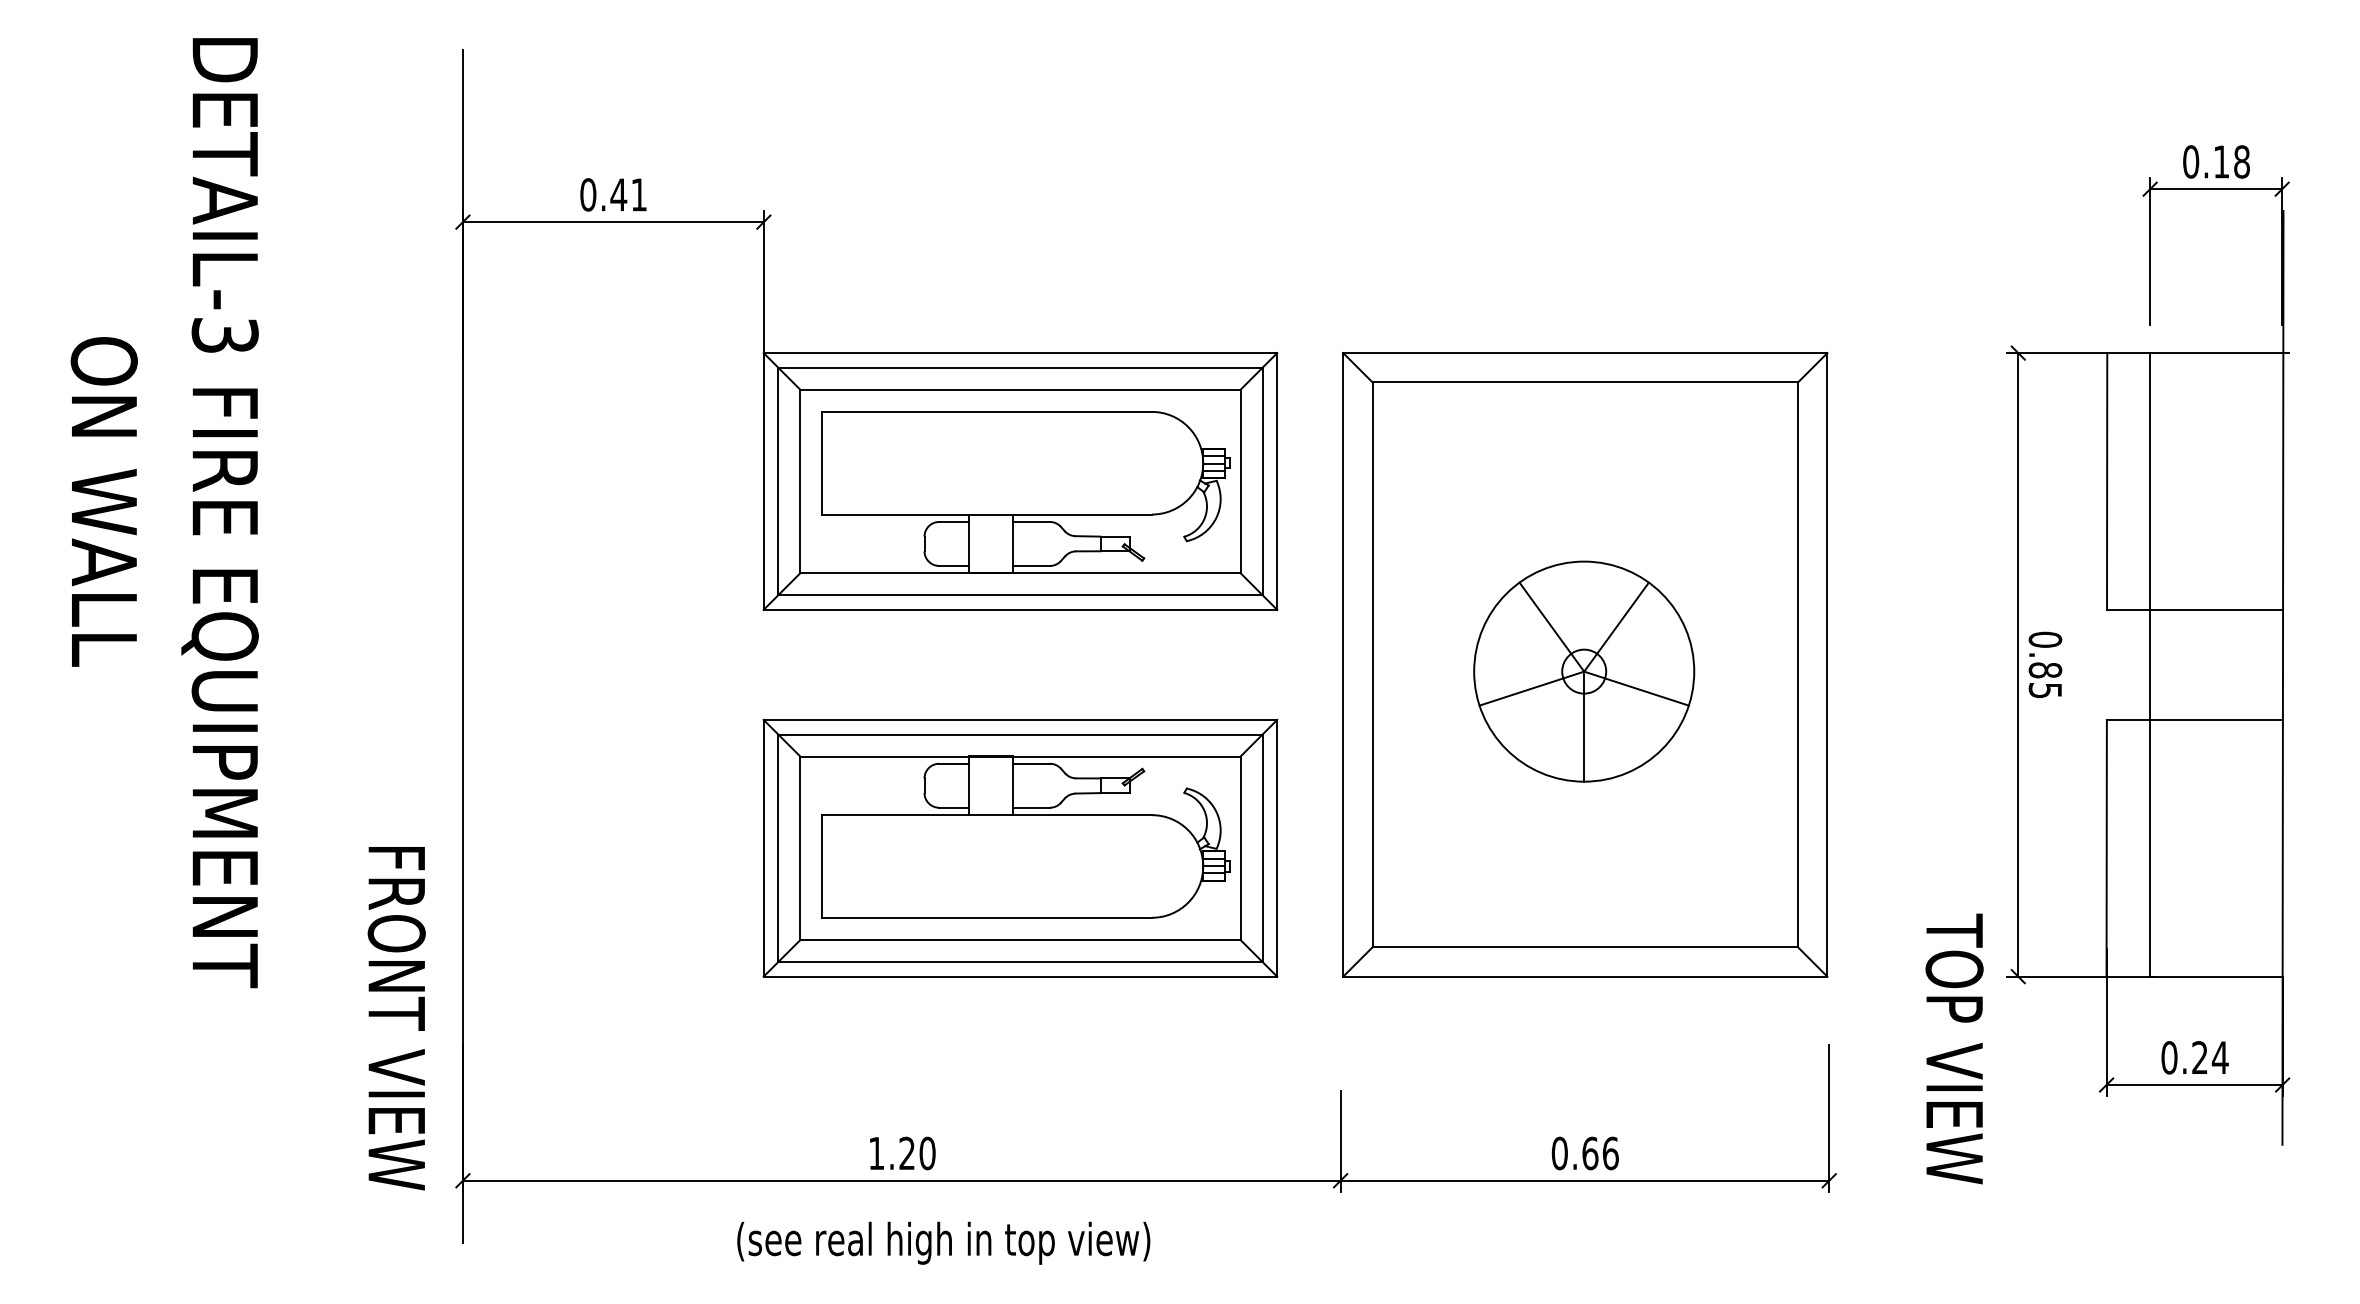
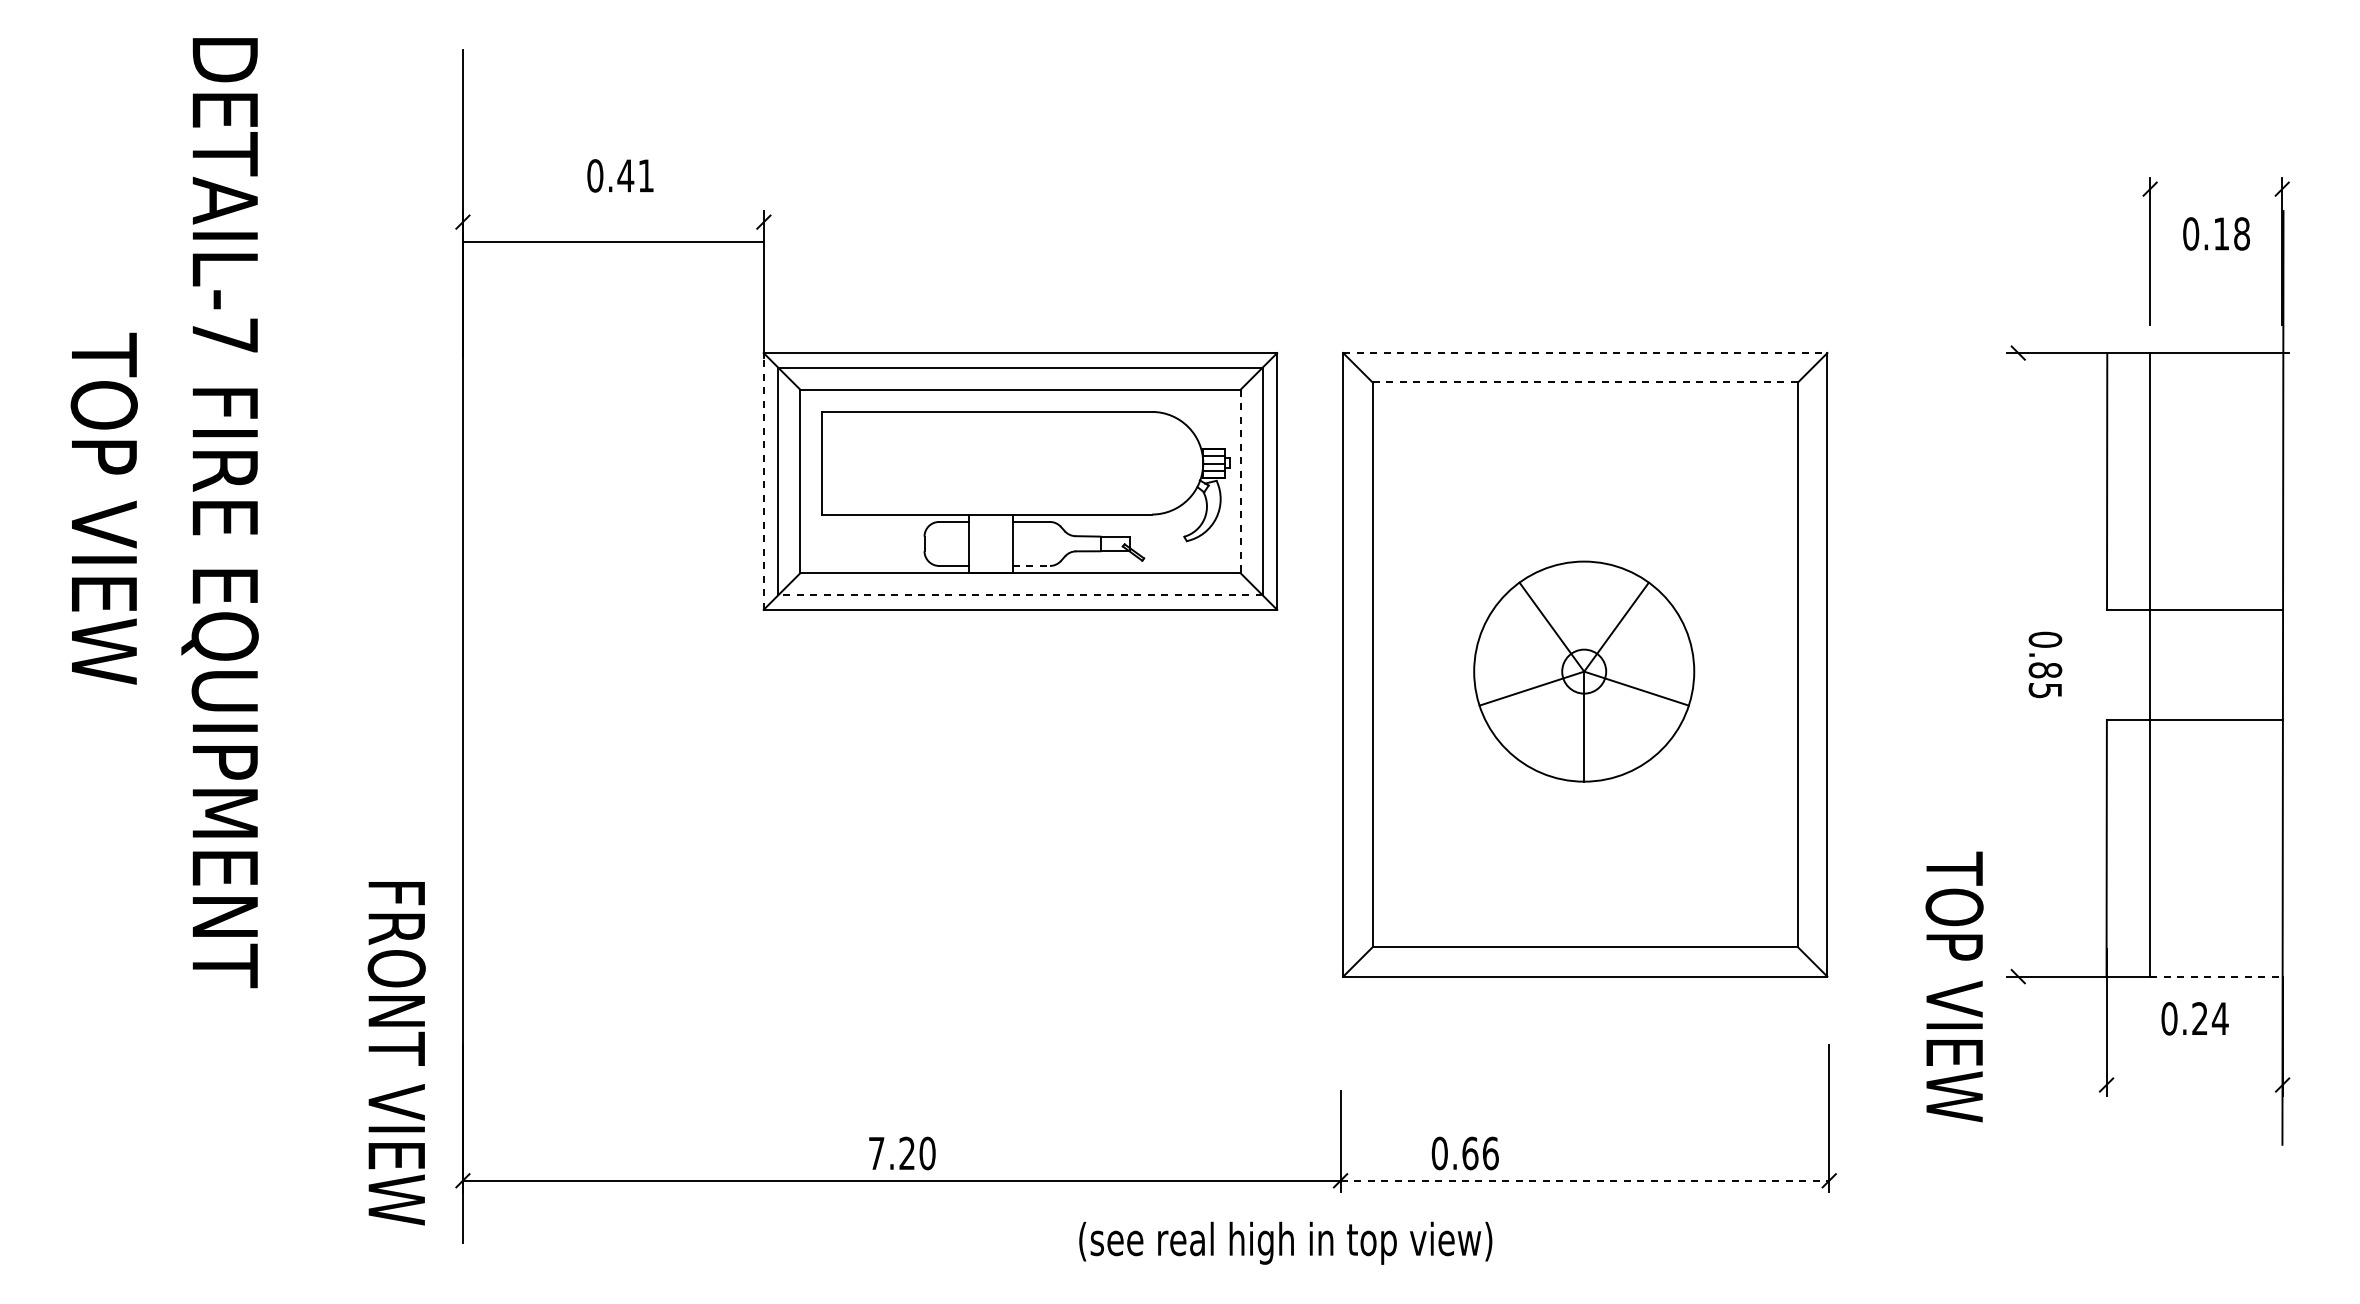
text position: (2216, 161) -> (2216, 233) (2216, 233)
line: present -> none (2216, 189)
text position: (613, 194) -> (620, 175) (620, 175)
line position: (612, 222) -> (612, 242) (612, 242)
text: DETAIL-3 -> DETAIL-7 (224, 335)
line: solid -> dashed (1585, 353)
line: solid -> dashed (1585, 382)
line: solid -> dashed (763, 480)
line: solid -> dashed (1240, 481)
text: ON WALL -> TOP VIEW (103, 508)
line: solid -> dashed (1031, 565)
line: solid -> dashed (1019, 595)
line: present -> none (2018, 664)
part: present -> none (1020, 847)
line: solid -> dashed (2216, 976)
text position: (396, 1018) -> (396, 1053) (396, 1053)
text position: (1954, 1048) -> (1954, 986) (1954, 986)
text position: (2194, 1057) -> (2194, 1018) (2194, 1018)
line: present -> none (2194, 1084)
text: 1.20 -> 7.20 (876, 1153)
text position: (1584, 1153) -> (1464, 1153) (1464, 1153)
line: solid -> dashed (1585, 1180)
text position: (943, 1242) -> (1285, 1242) (1285, 1242)
